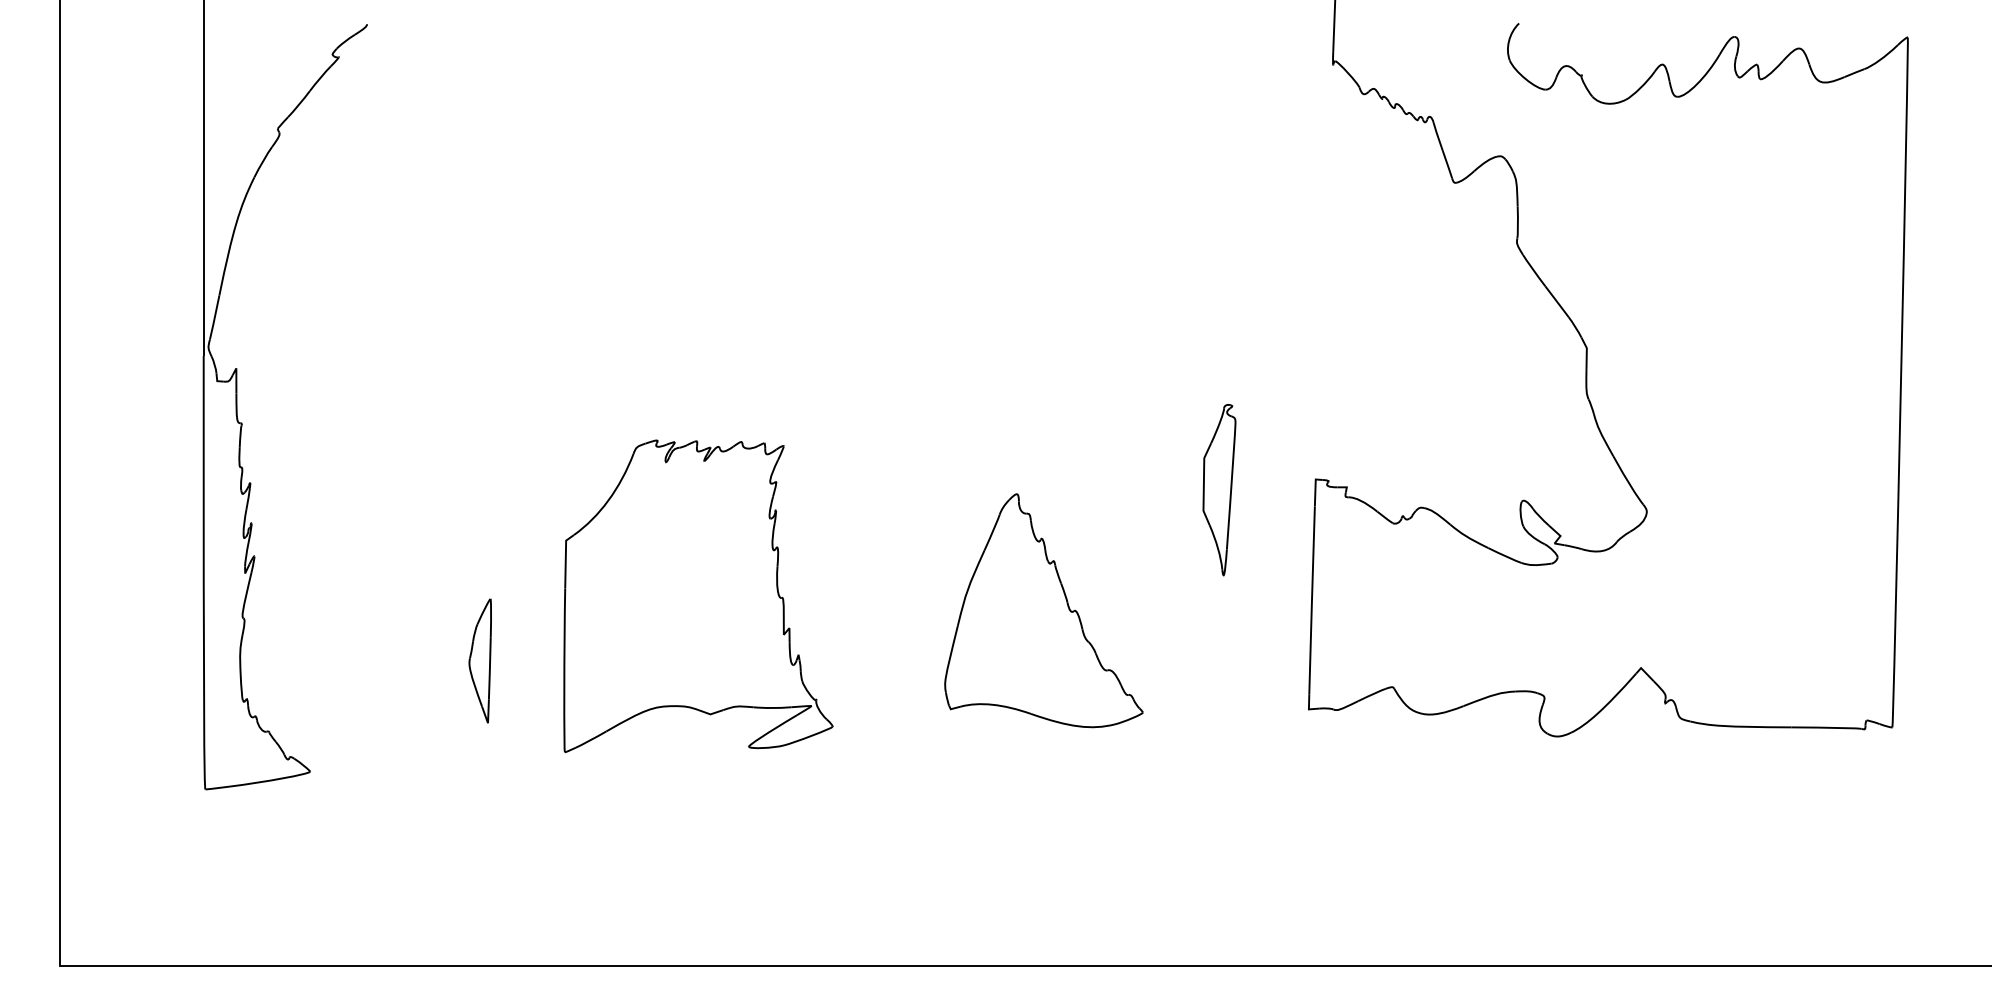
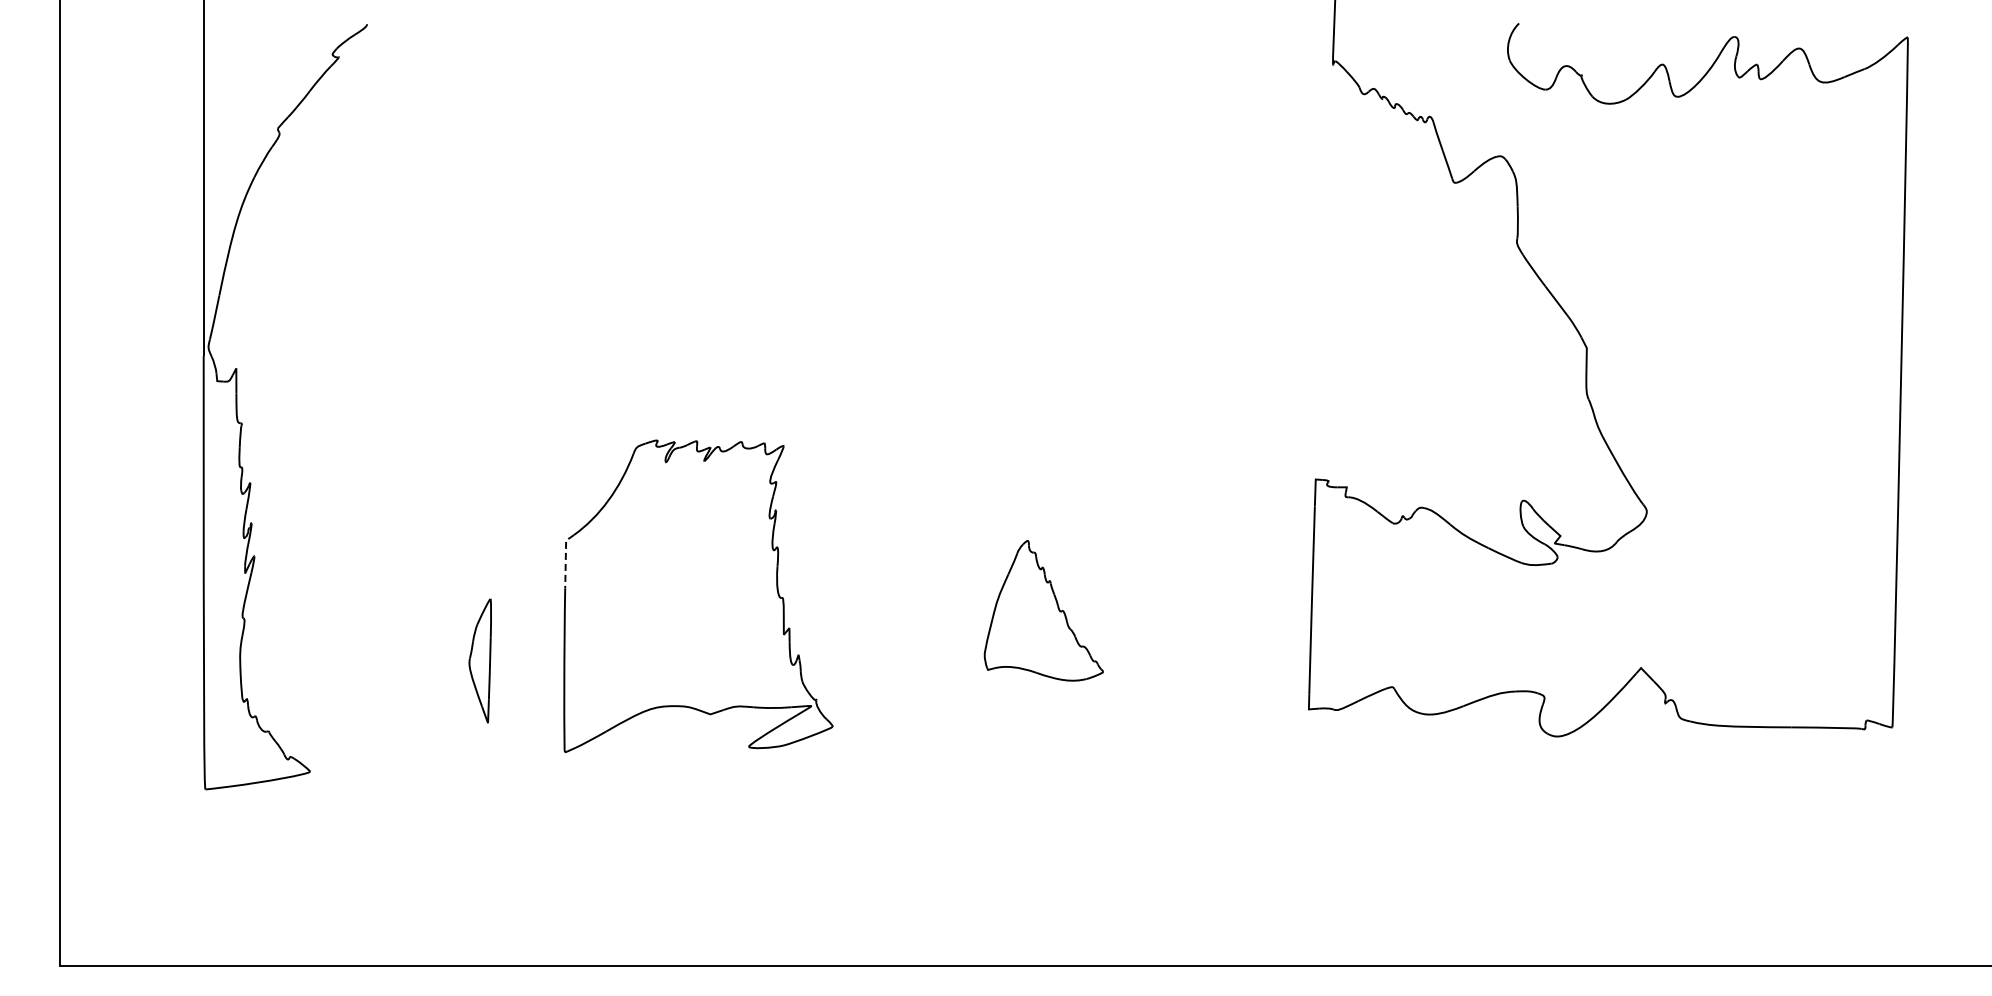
part: present -> none (1219, 490)
line: solid -> dashed (565, 559)
part size: 200x236 px -> 121x142 px (1043, 610)
